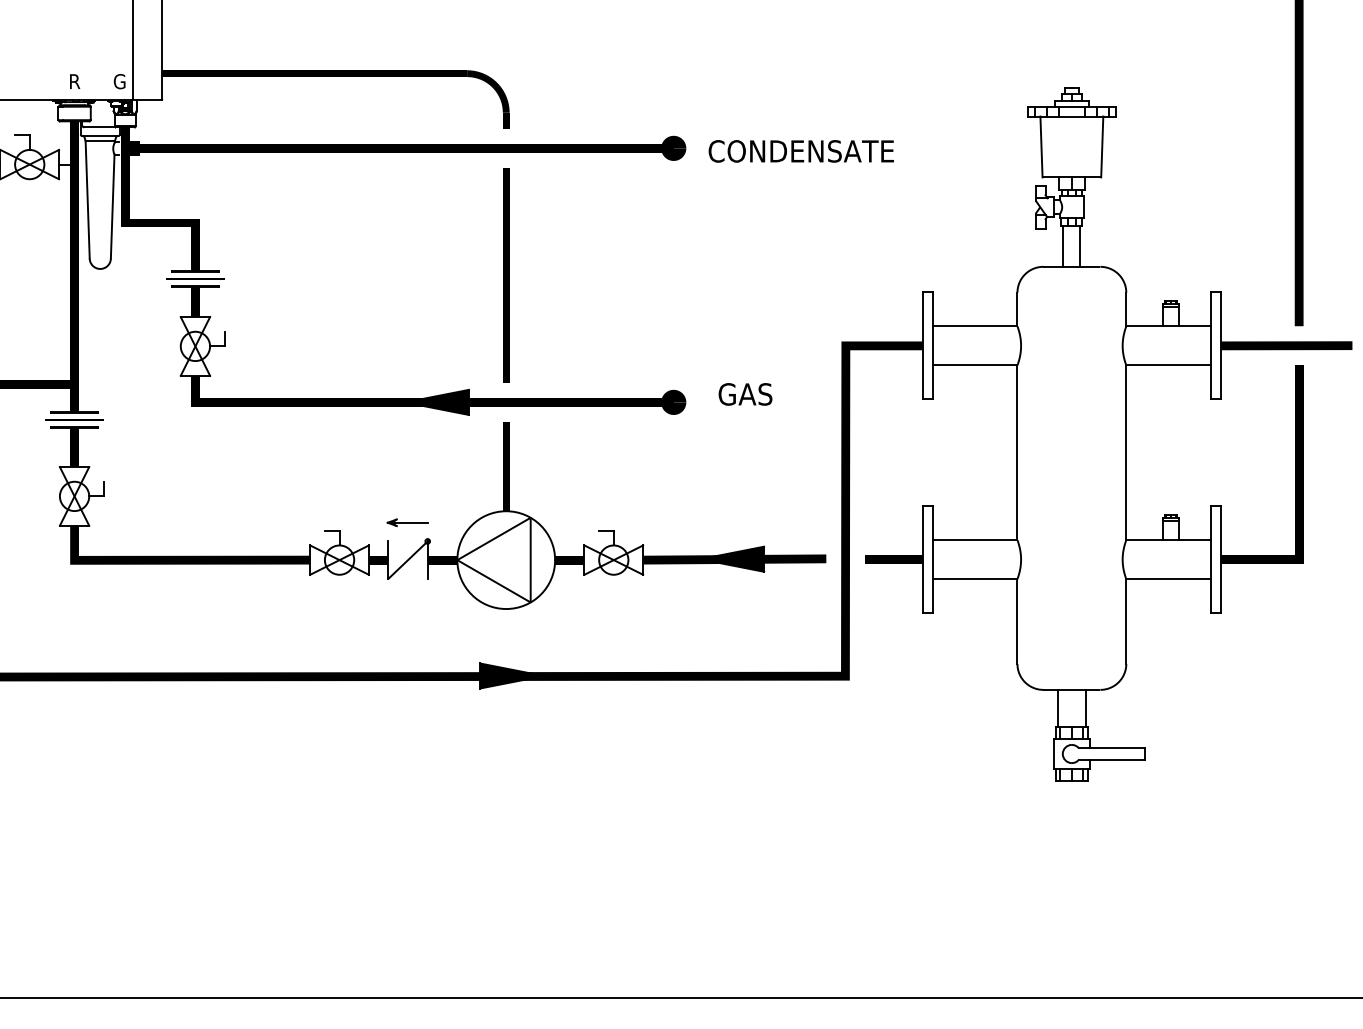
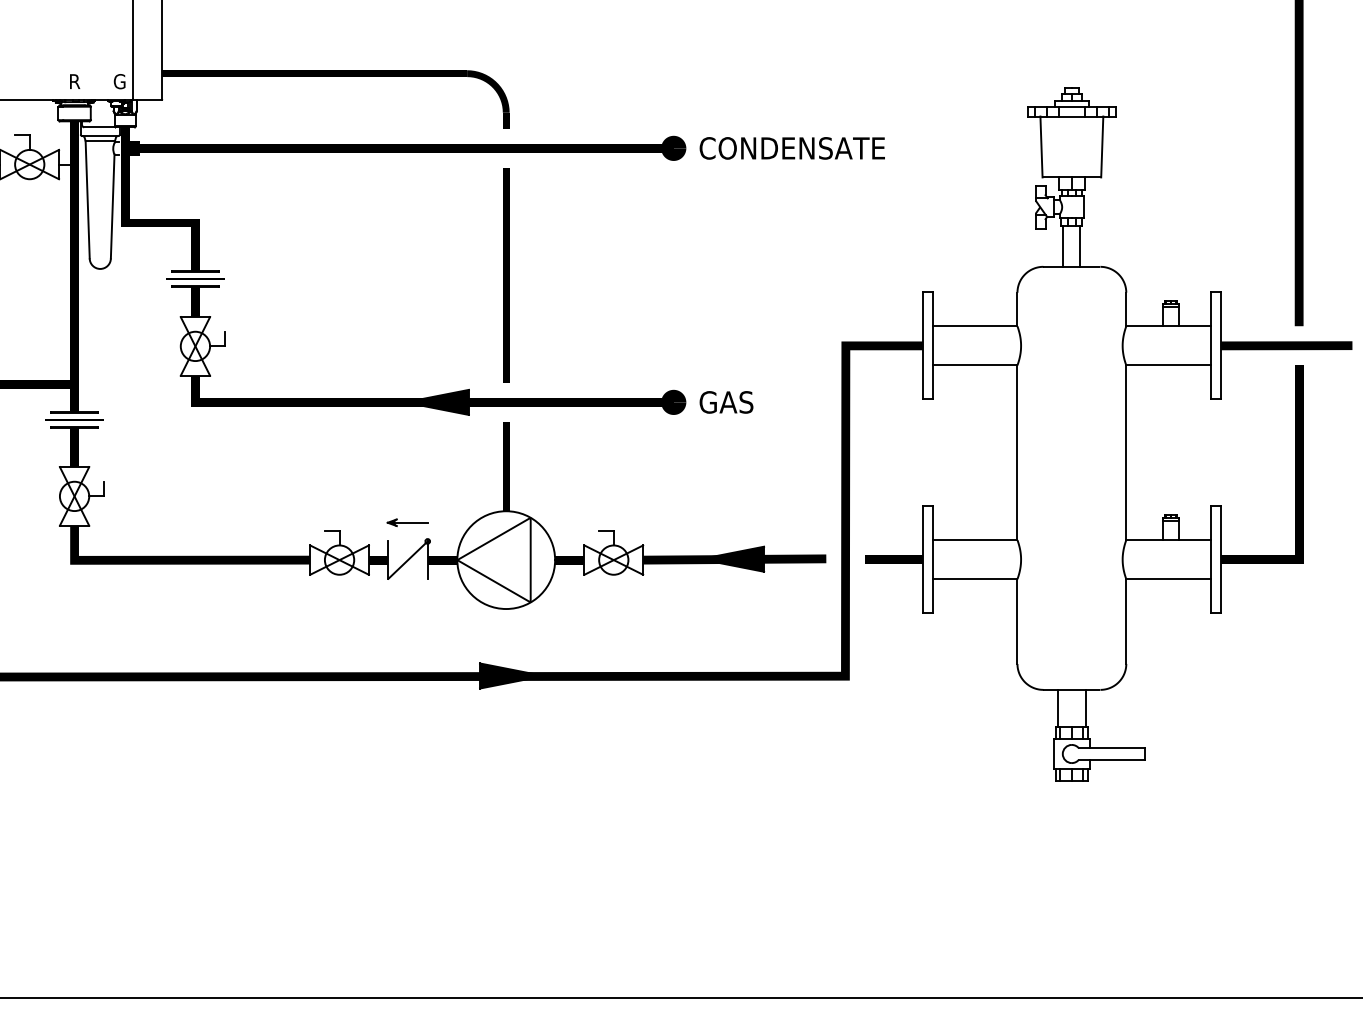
text position: (800, 151) -> (791, 148) (791, 148)
text position: (745, 394) -> (726, 402) (726, 402)
